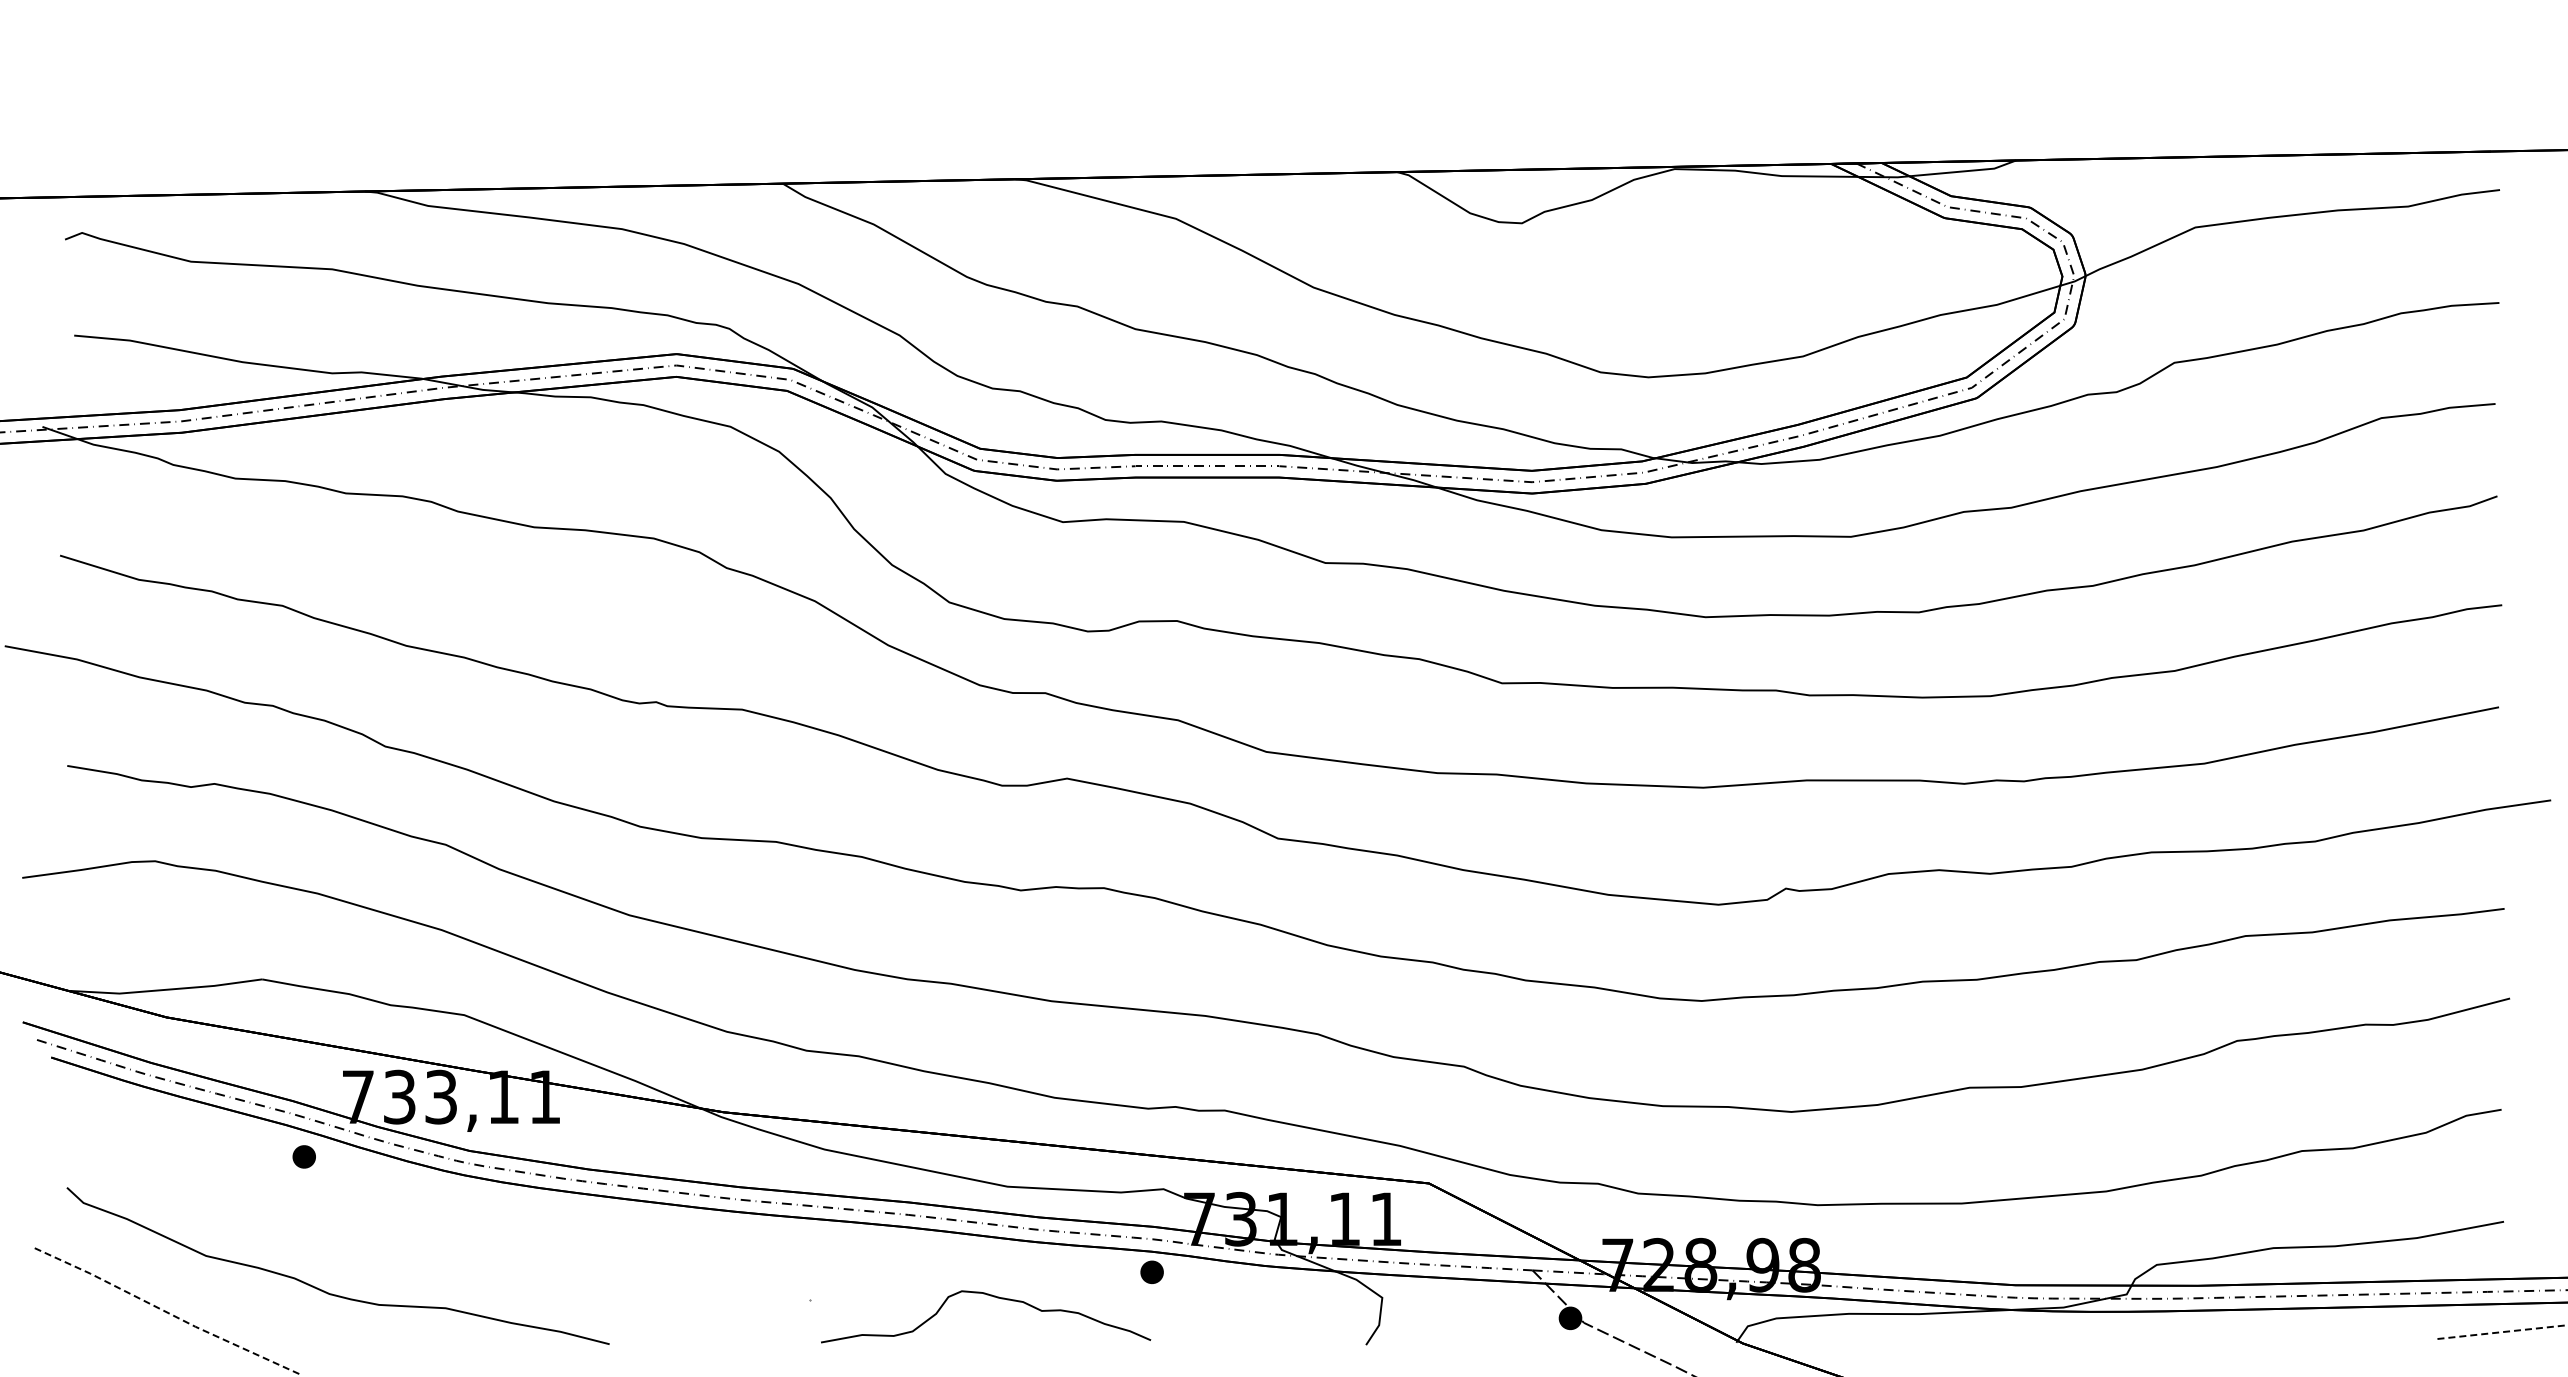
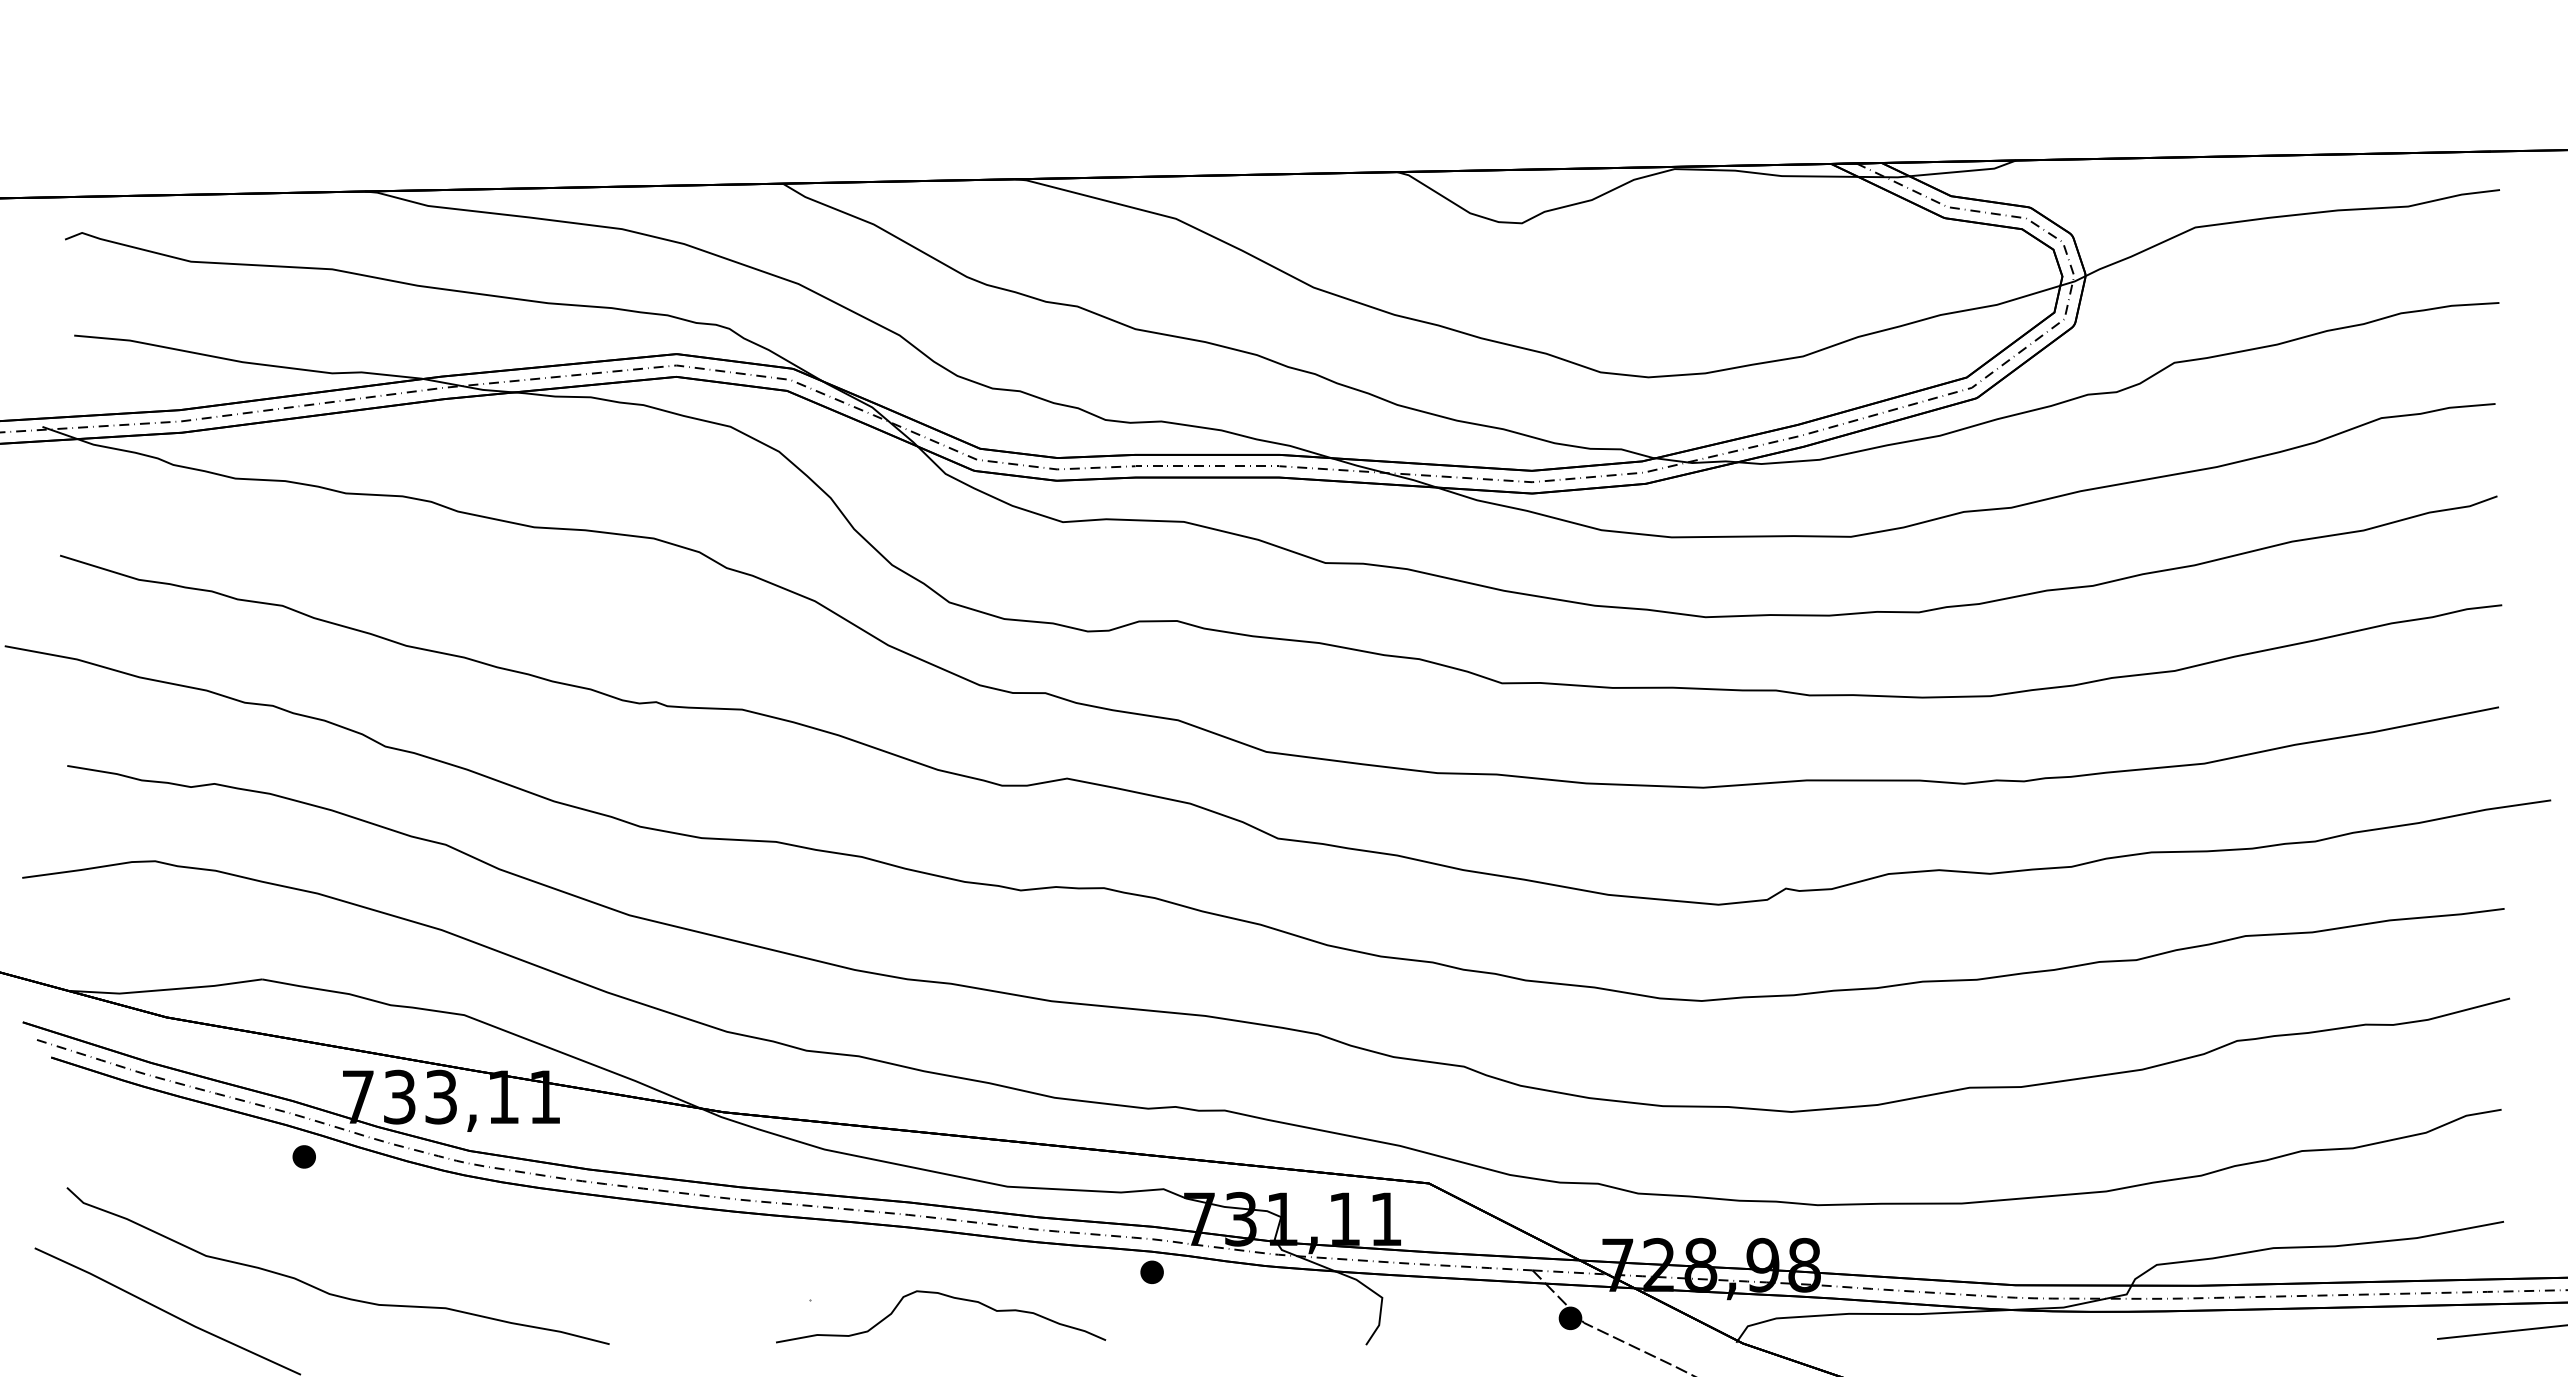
curve position: (993, 1297) -> (948, 1297) (948, 1297)
line: dashed -> solid (167, 1312)
line: dashed -> solid (2502, 1332)
